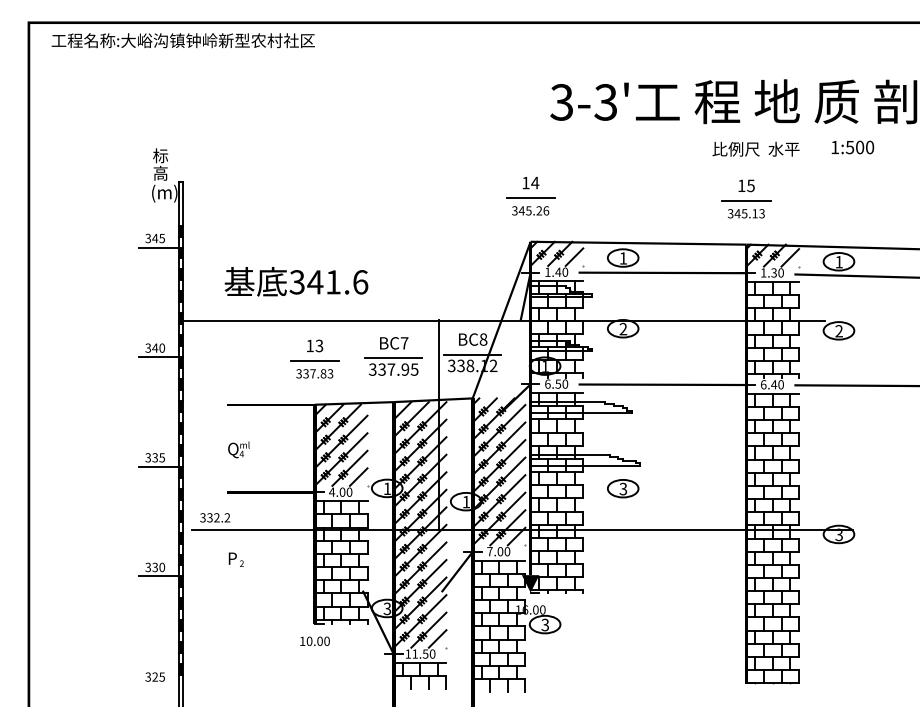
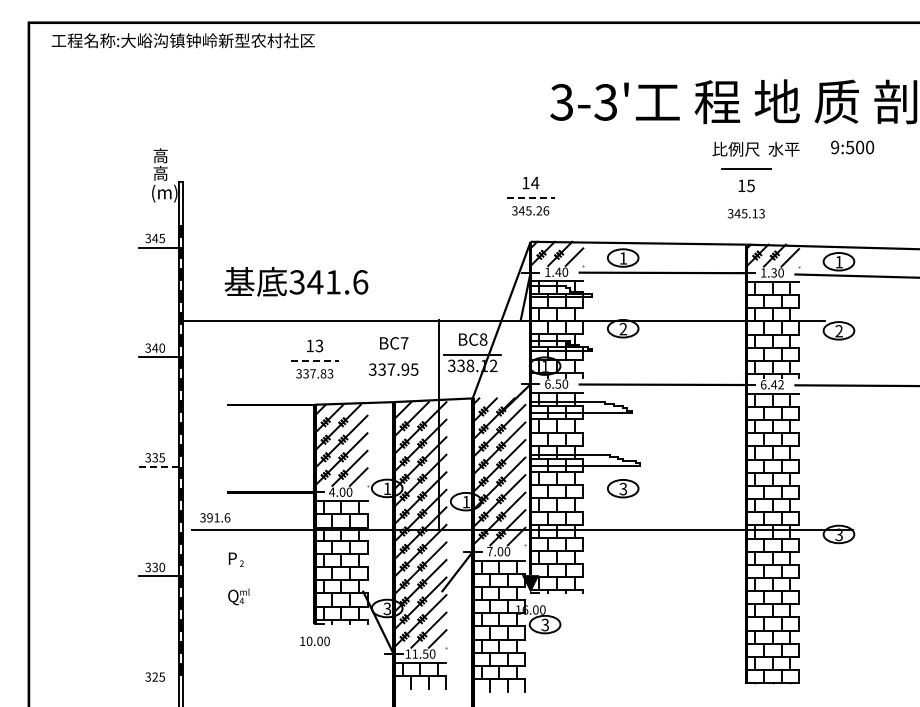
text: 1:500 -> 9:500 (835, 147)
text: 标 -> 高 (160, 155)
line: solid -> dashed (531, 197)
line position: (746, 200) -> (746, 168) (746, 168)
line: present -> none (393, 358)
line: solid -> dashed (315, 360)
text: 6.40 -> 6.42 (780, 384)
text position: (238, 449) -> (238, 596) (238, 596)
line: solid -> dashed (161, 466)
text: 332.2 -> 391.6 (218, 517)
